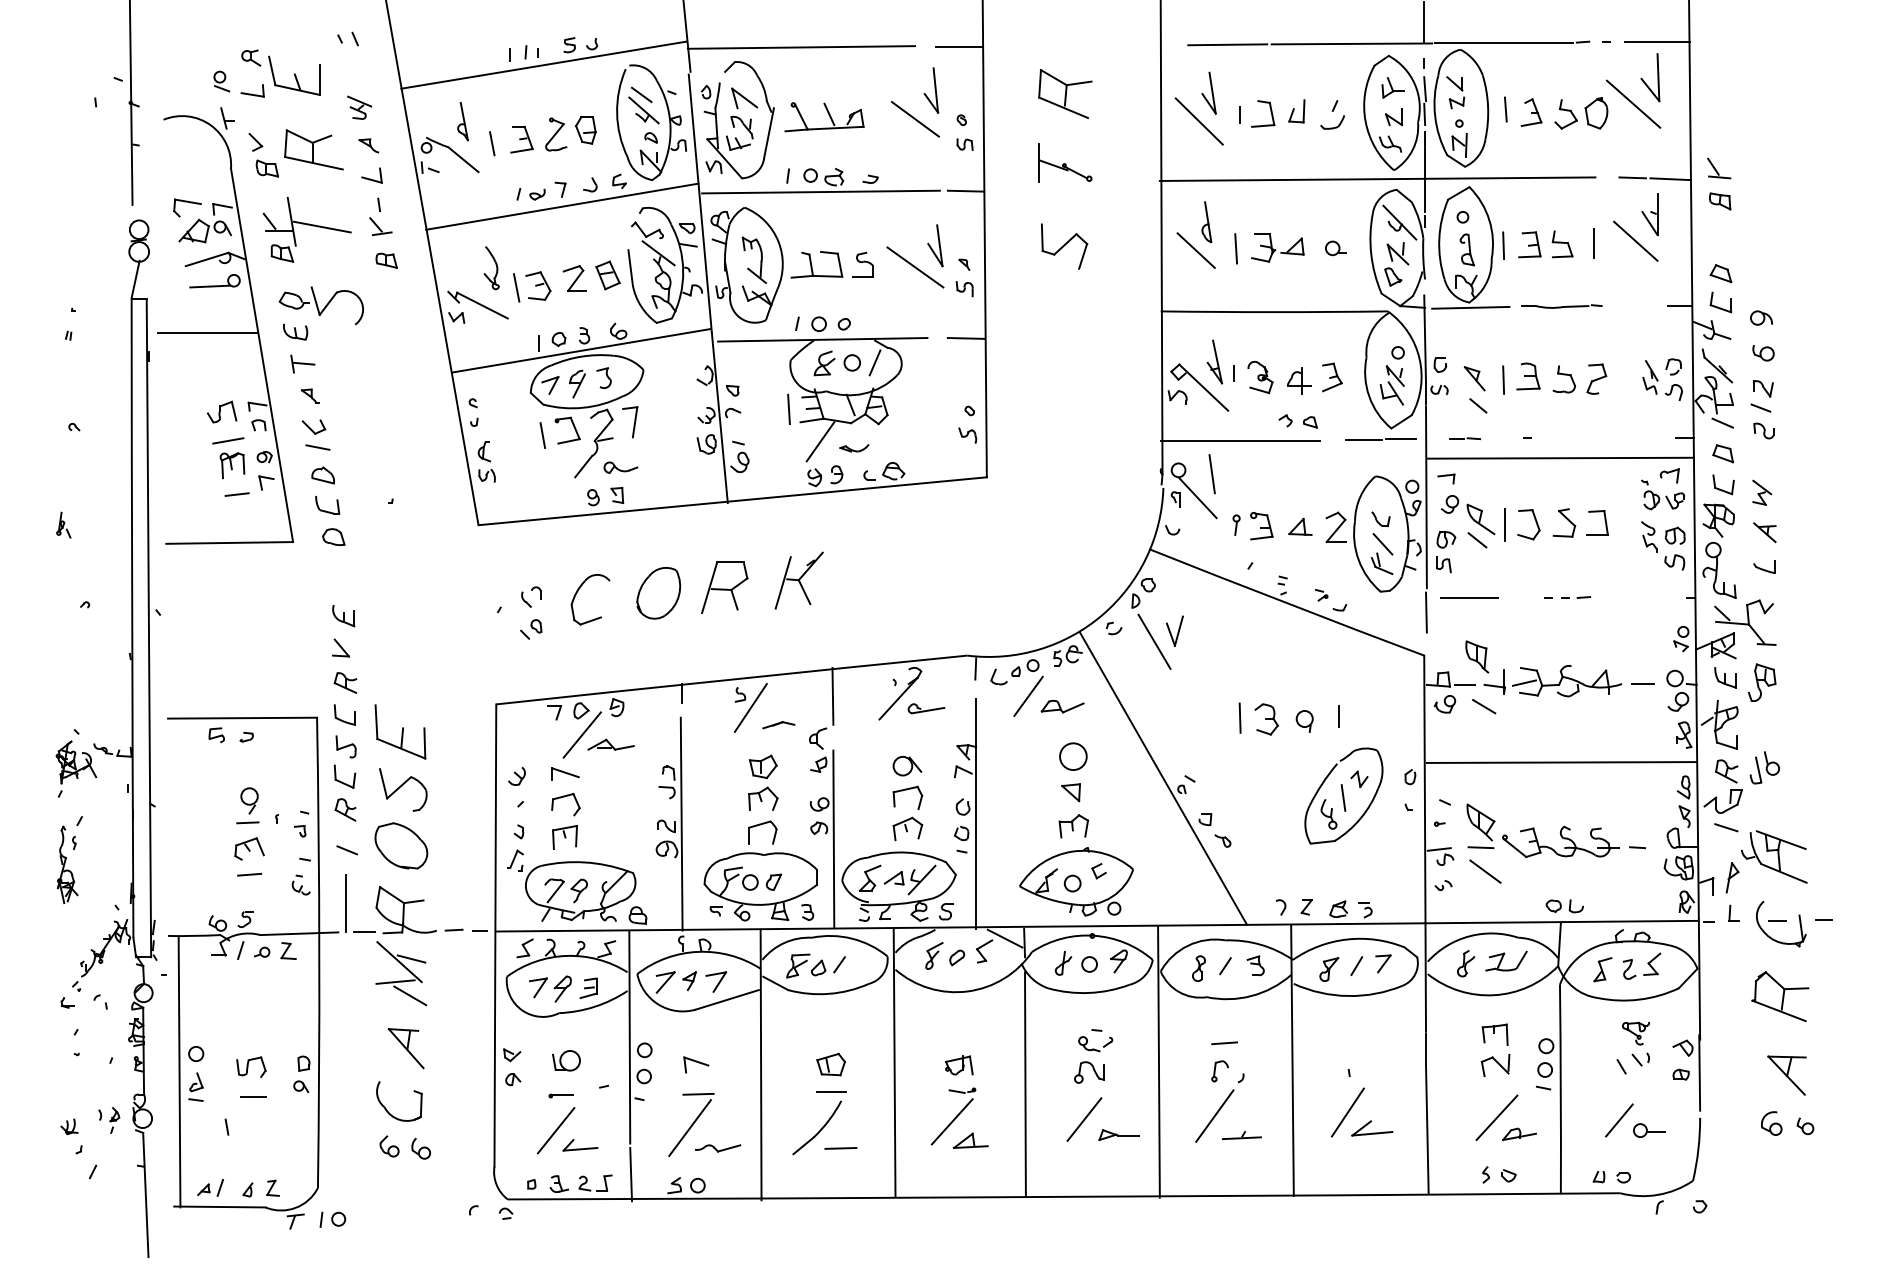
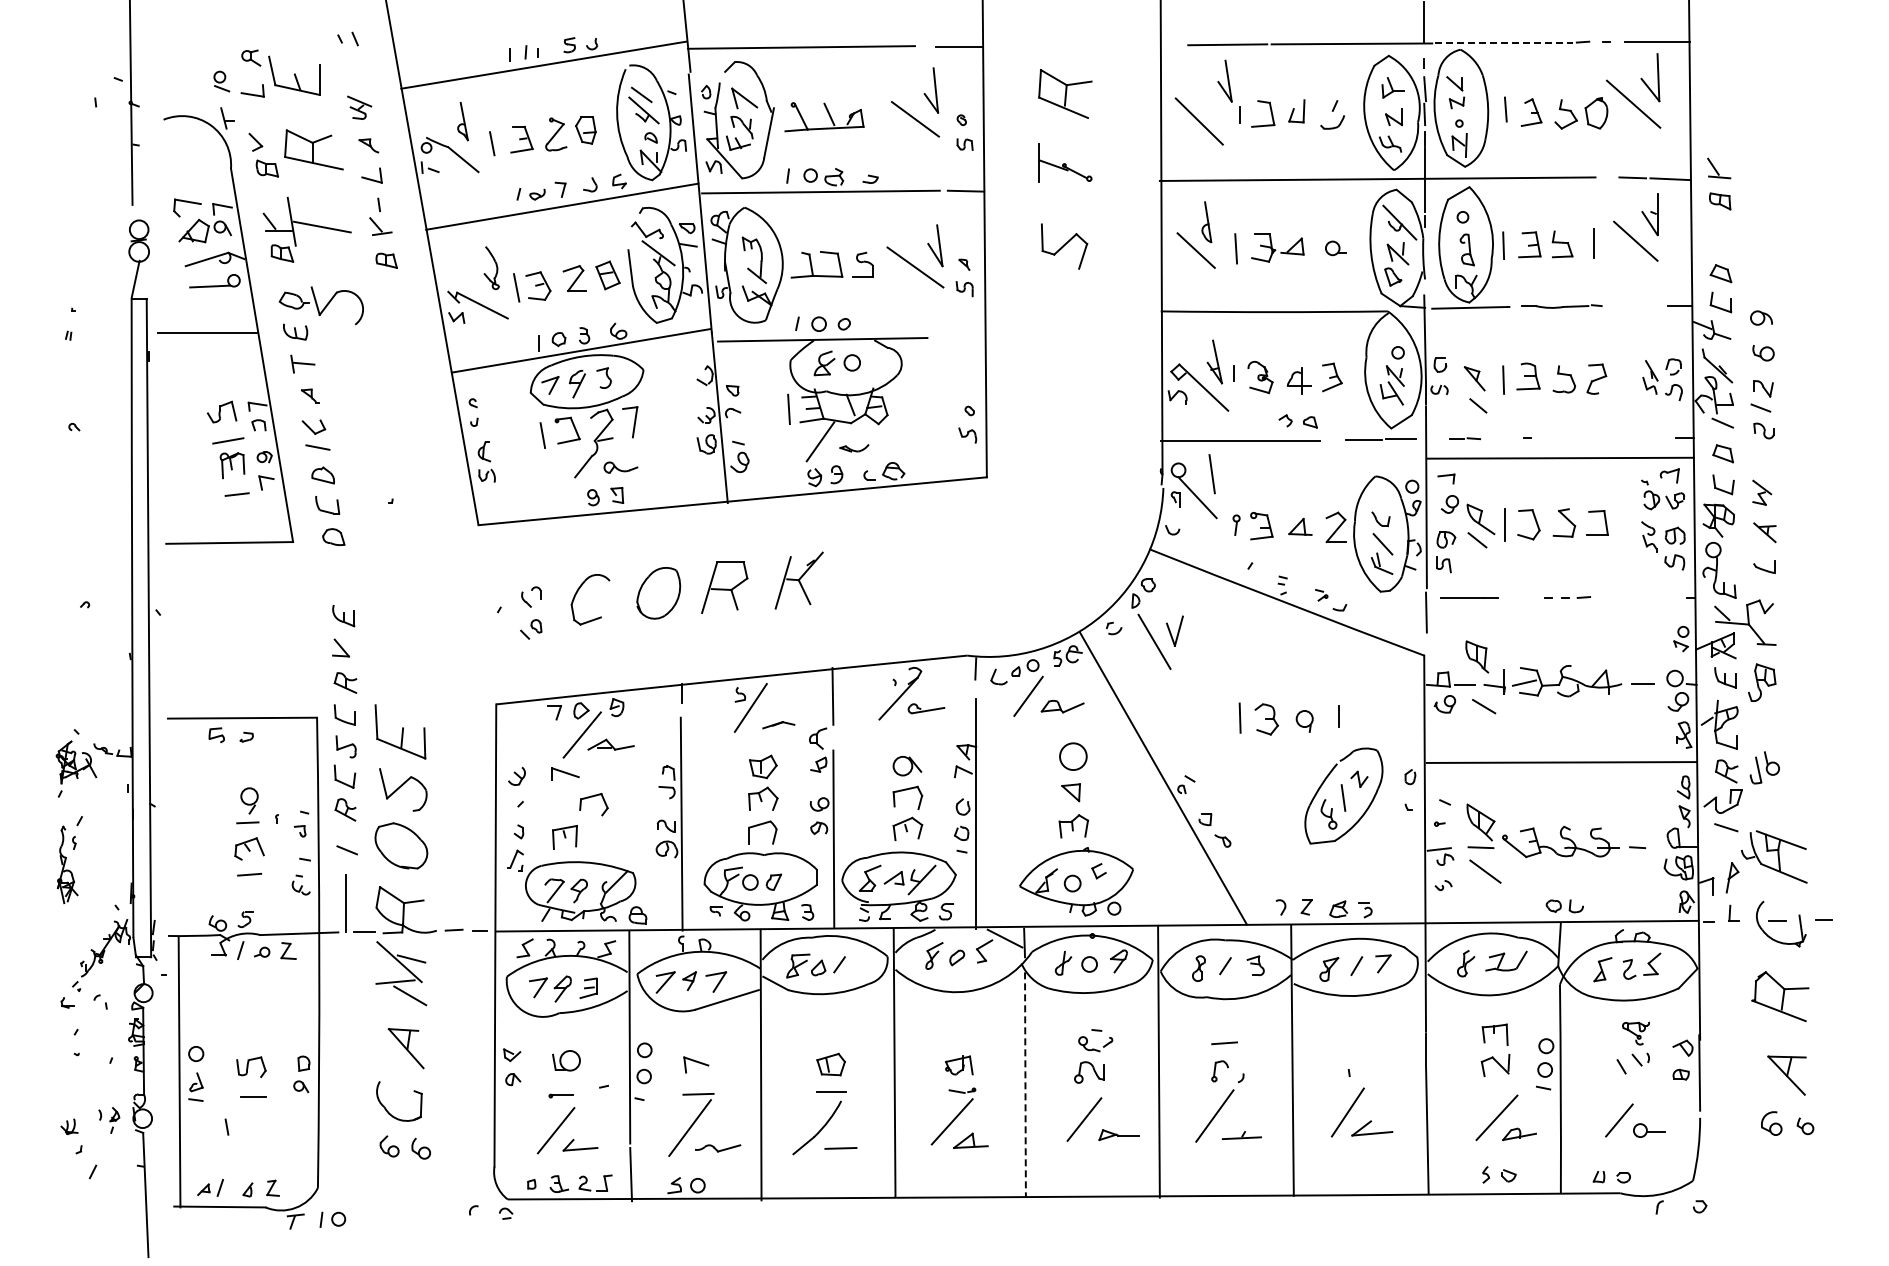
line: solid -> dashed (1504, 42)
part position: (1208, 92) -> (1224, 80) (1224, 80)
line: present -> none (966, 338)
line: present -> none (874, 362)
part: present -> none (63, 524)
part position: (564, 797) -> (592, 797) (592, 797)
line: solid -> dashed (1025, 1085)
